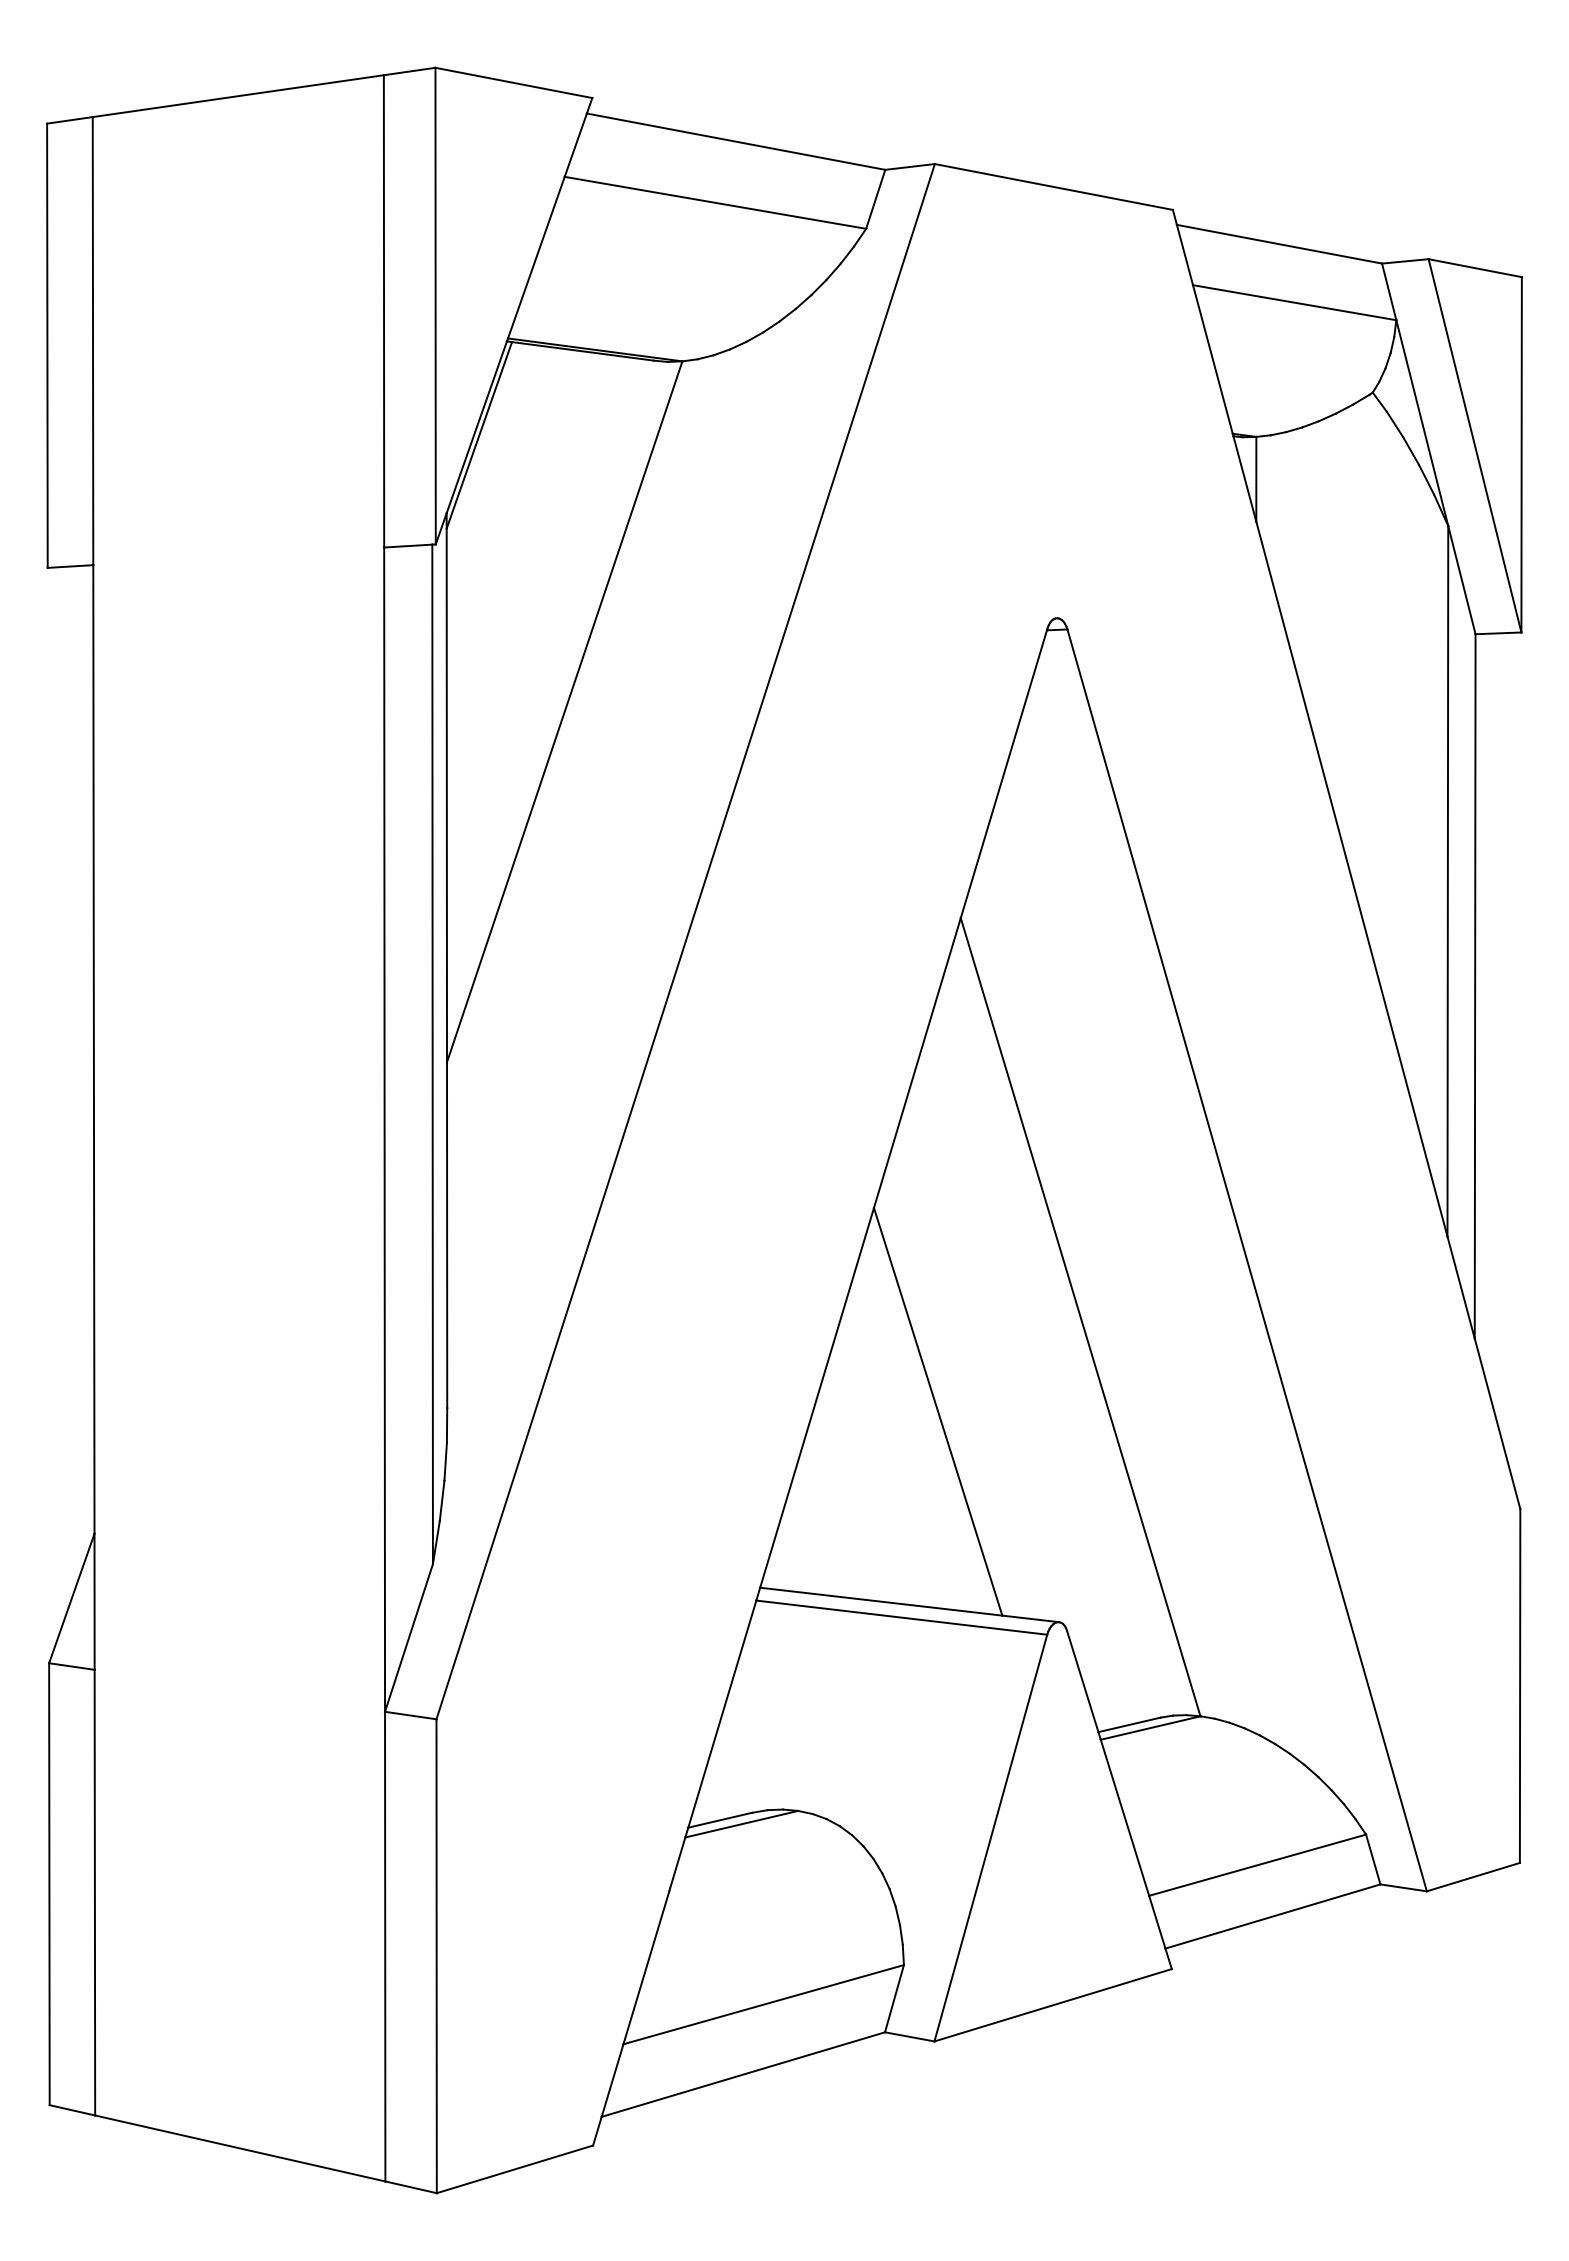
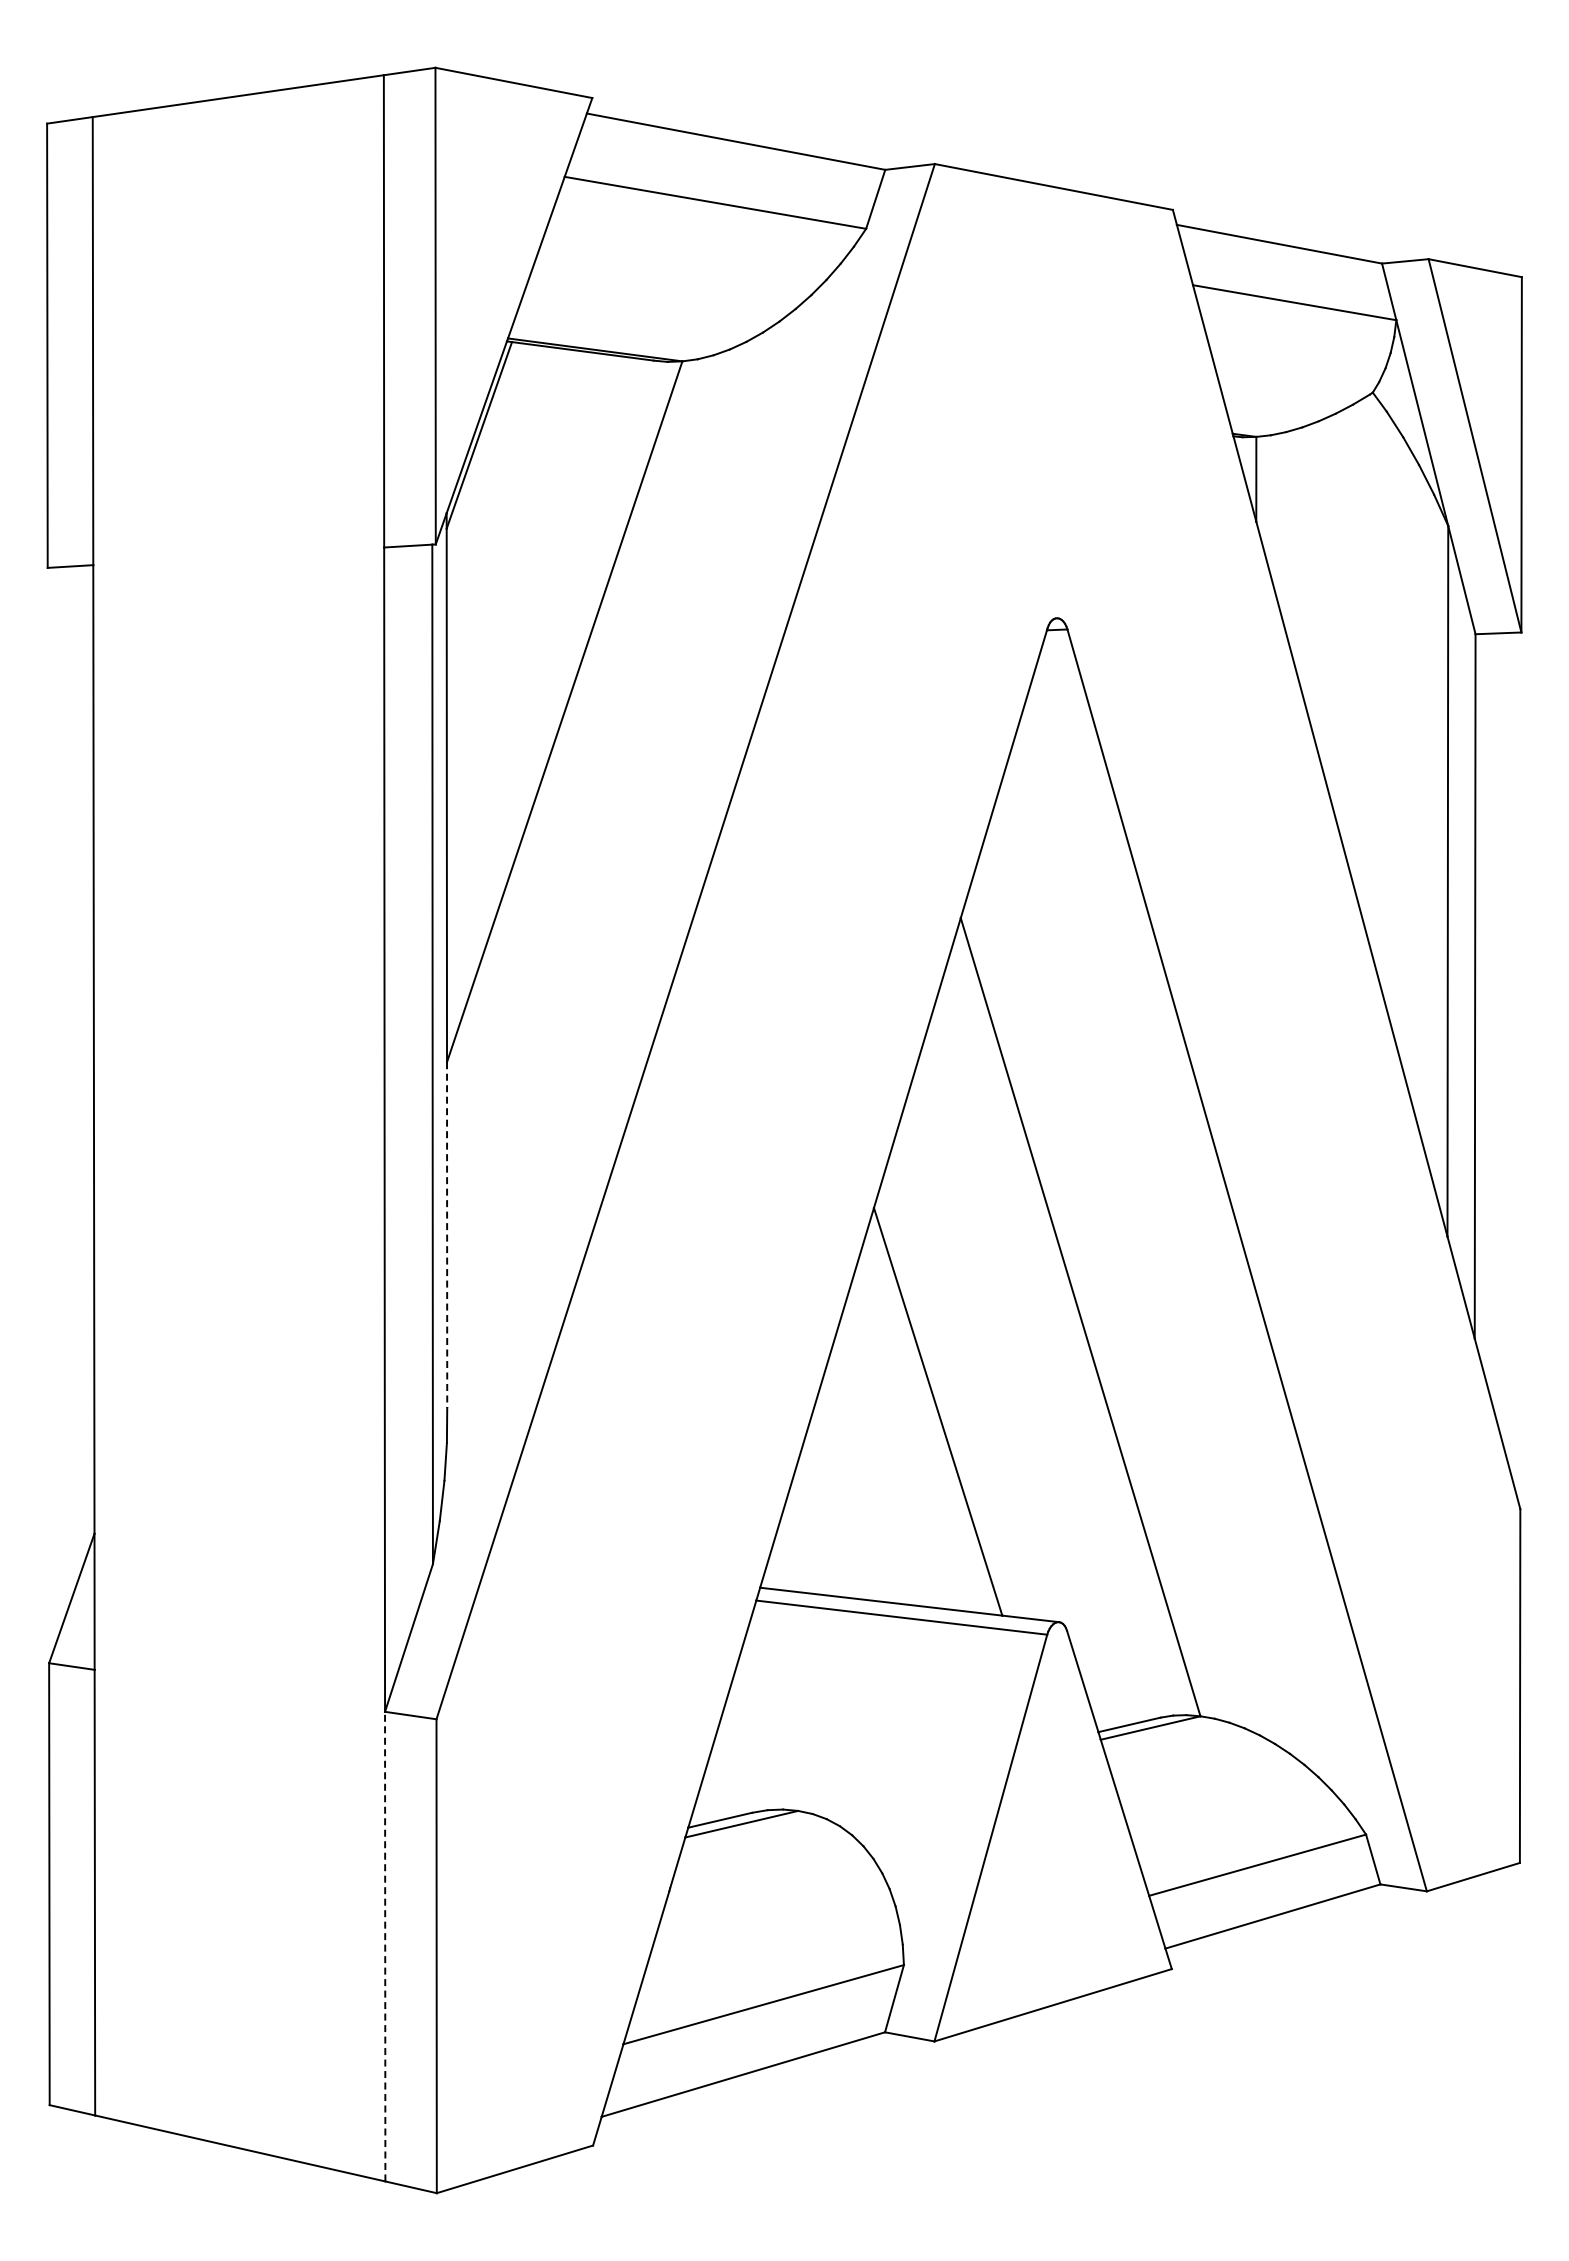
line: solid -> dashed (447, 1235)
line: solid -> dashed (385, 1946)
